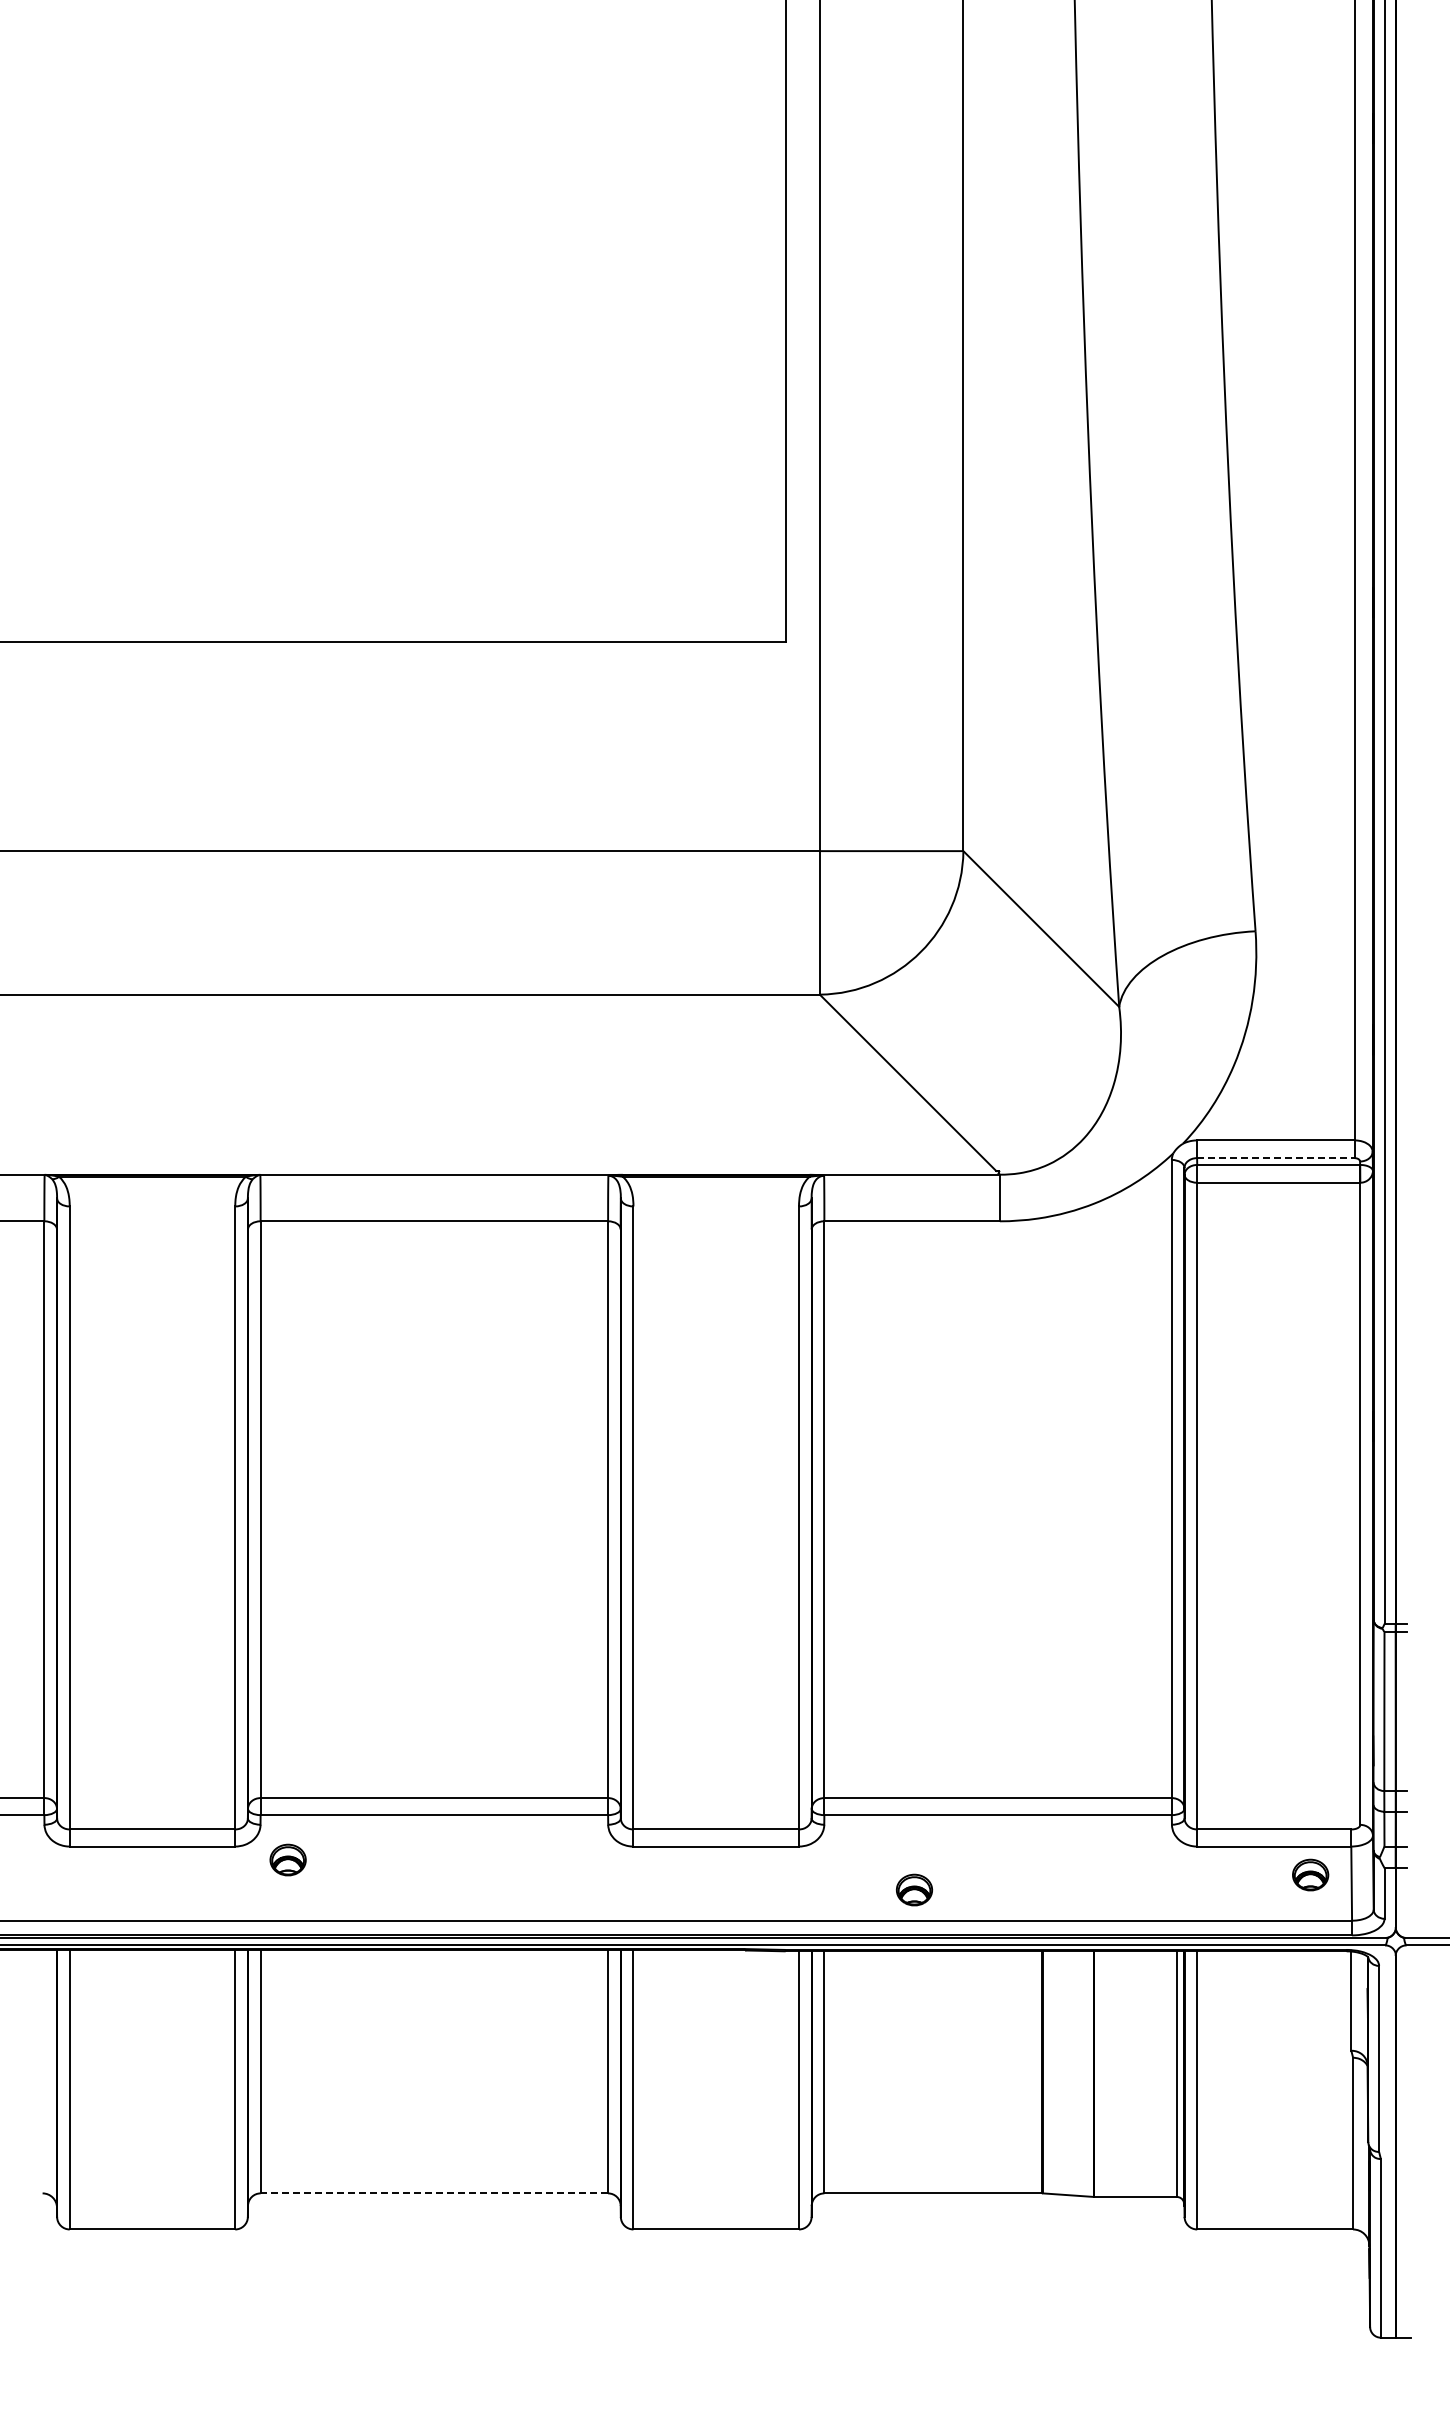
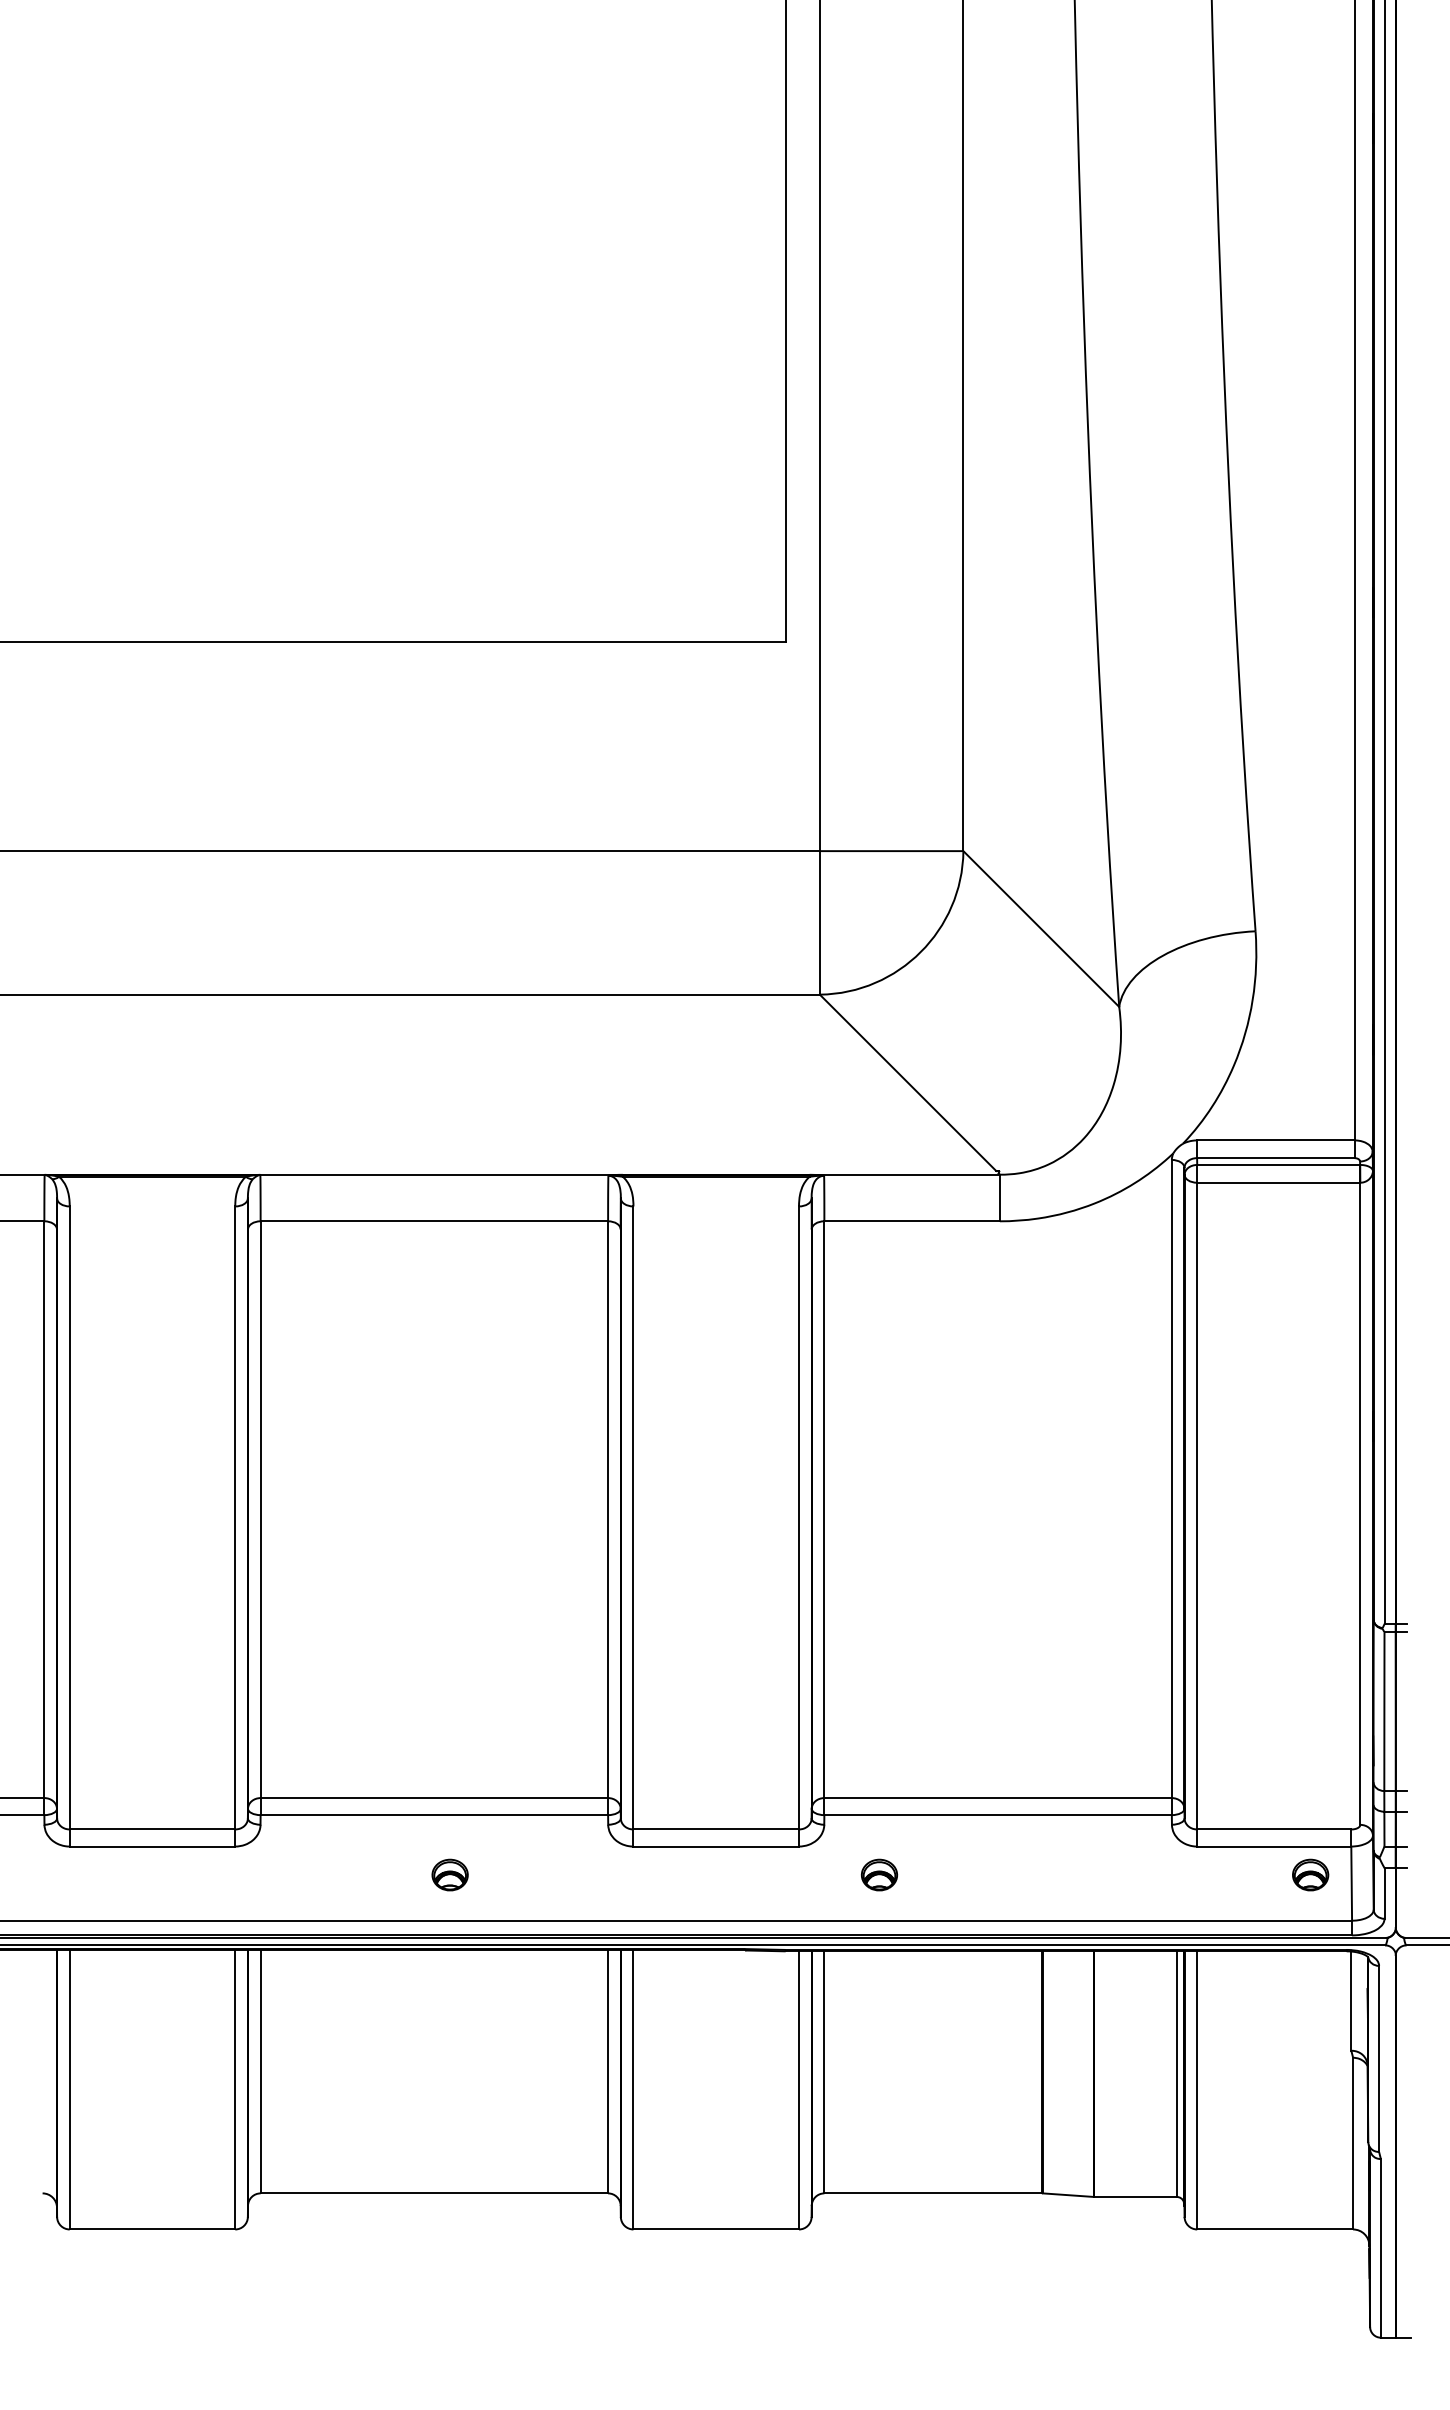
line: dashed -> solid (1275, 1158)
part position: (287, 1859) -> (449, 1874) (449, 1874)
part position: (914, 1889) -> (879, 1874) (879, 1874)
line: dashed -> solid (434, 2193)
